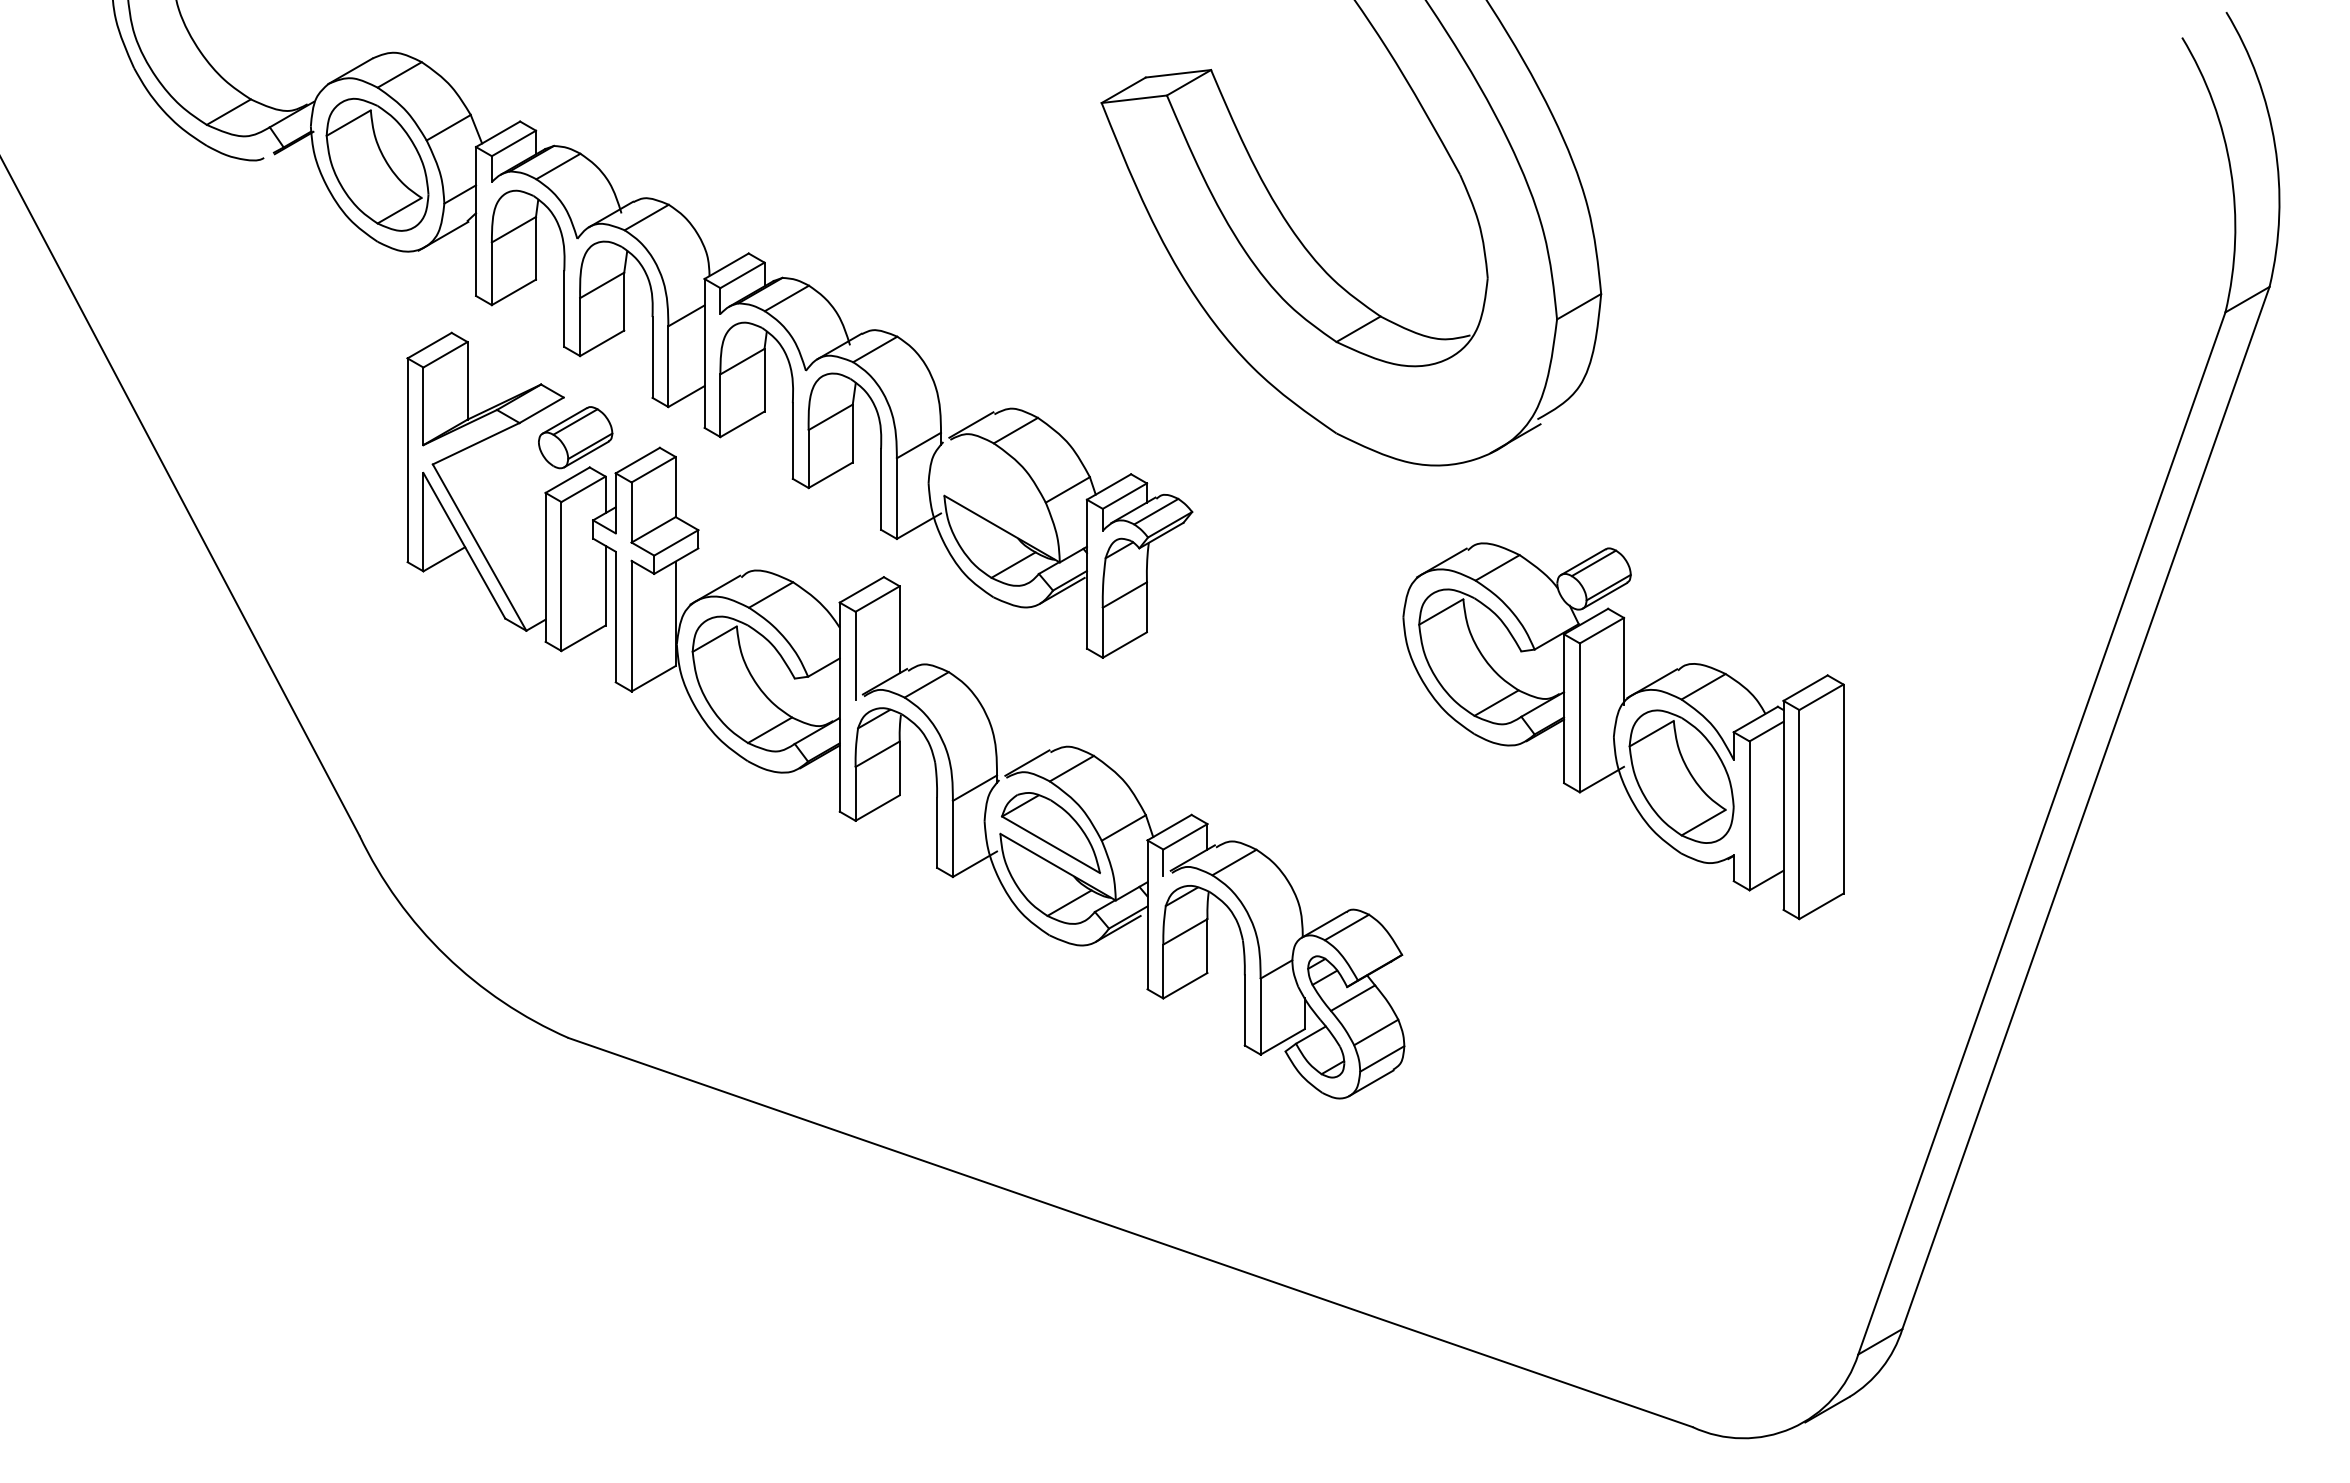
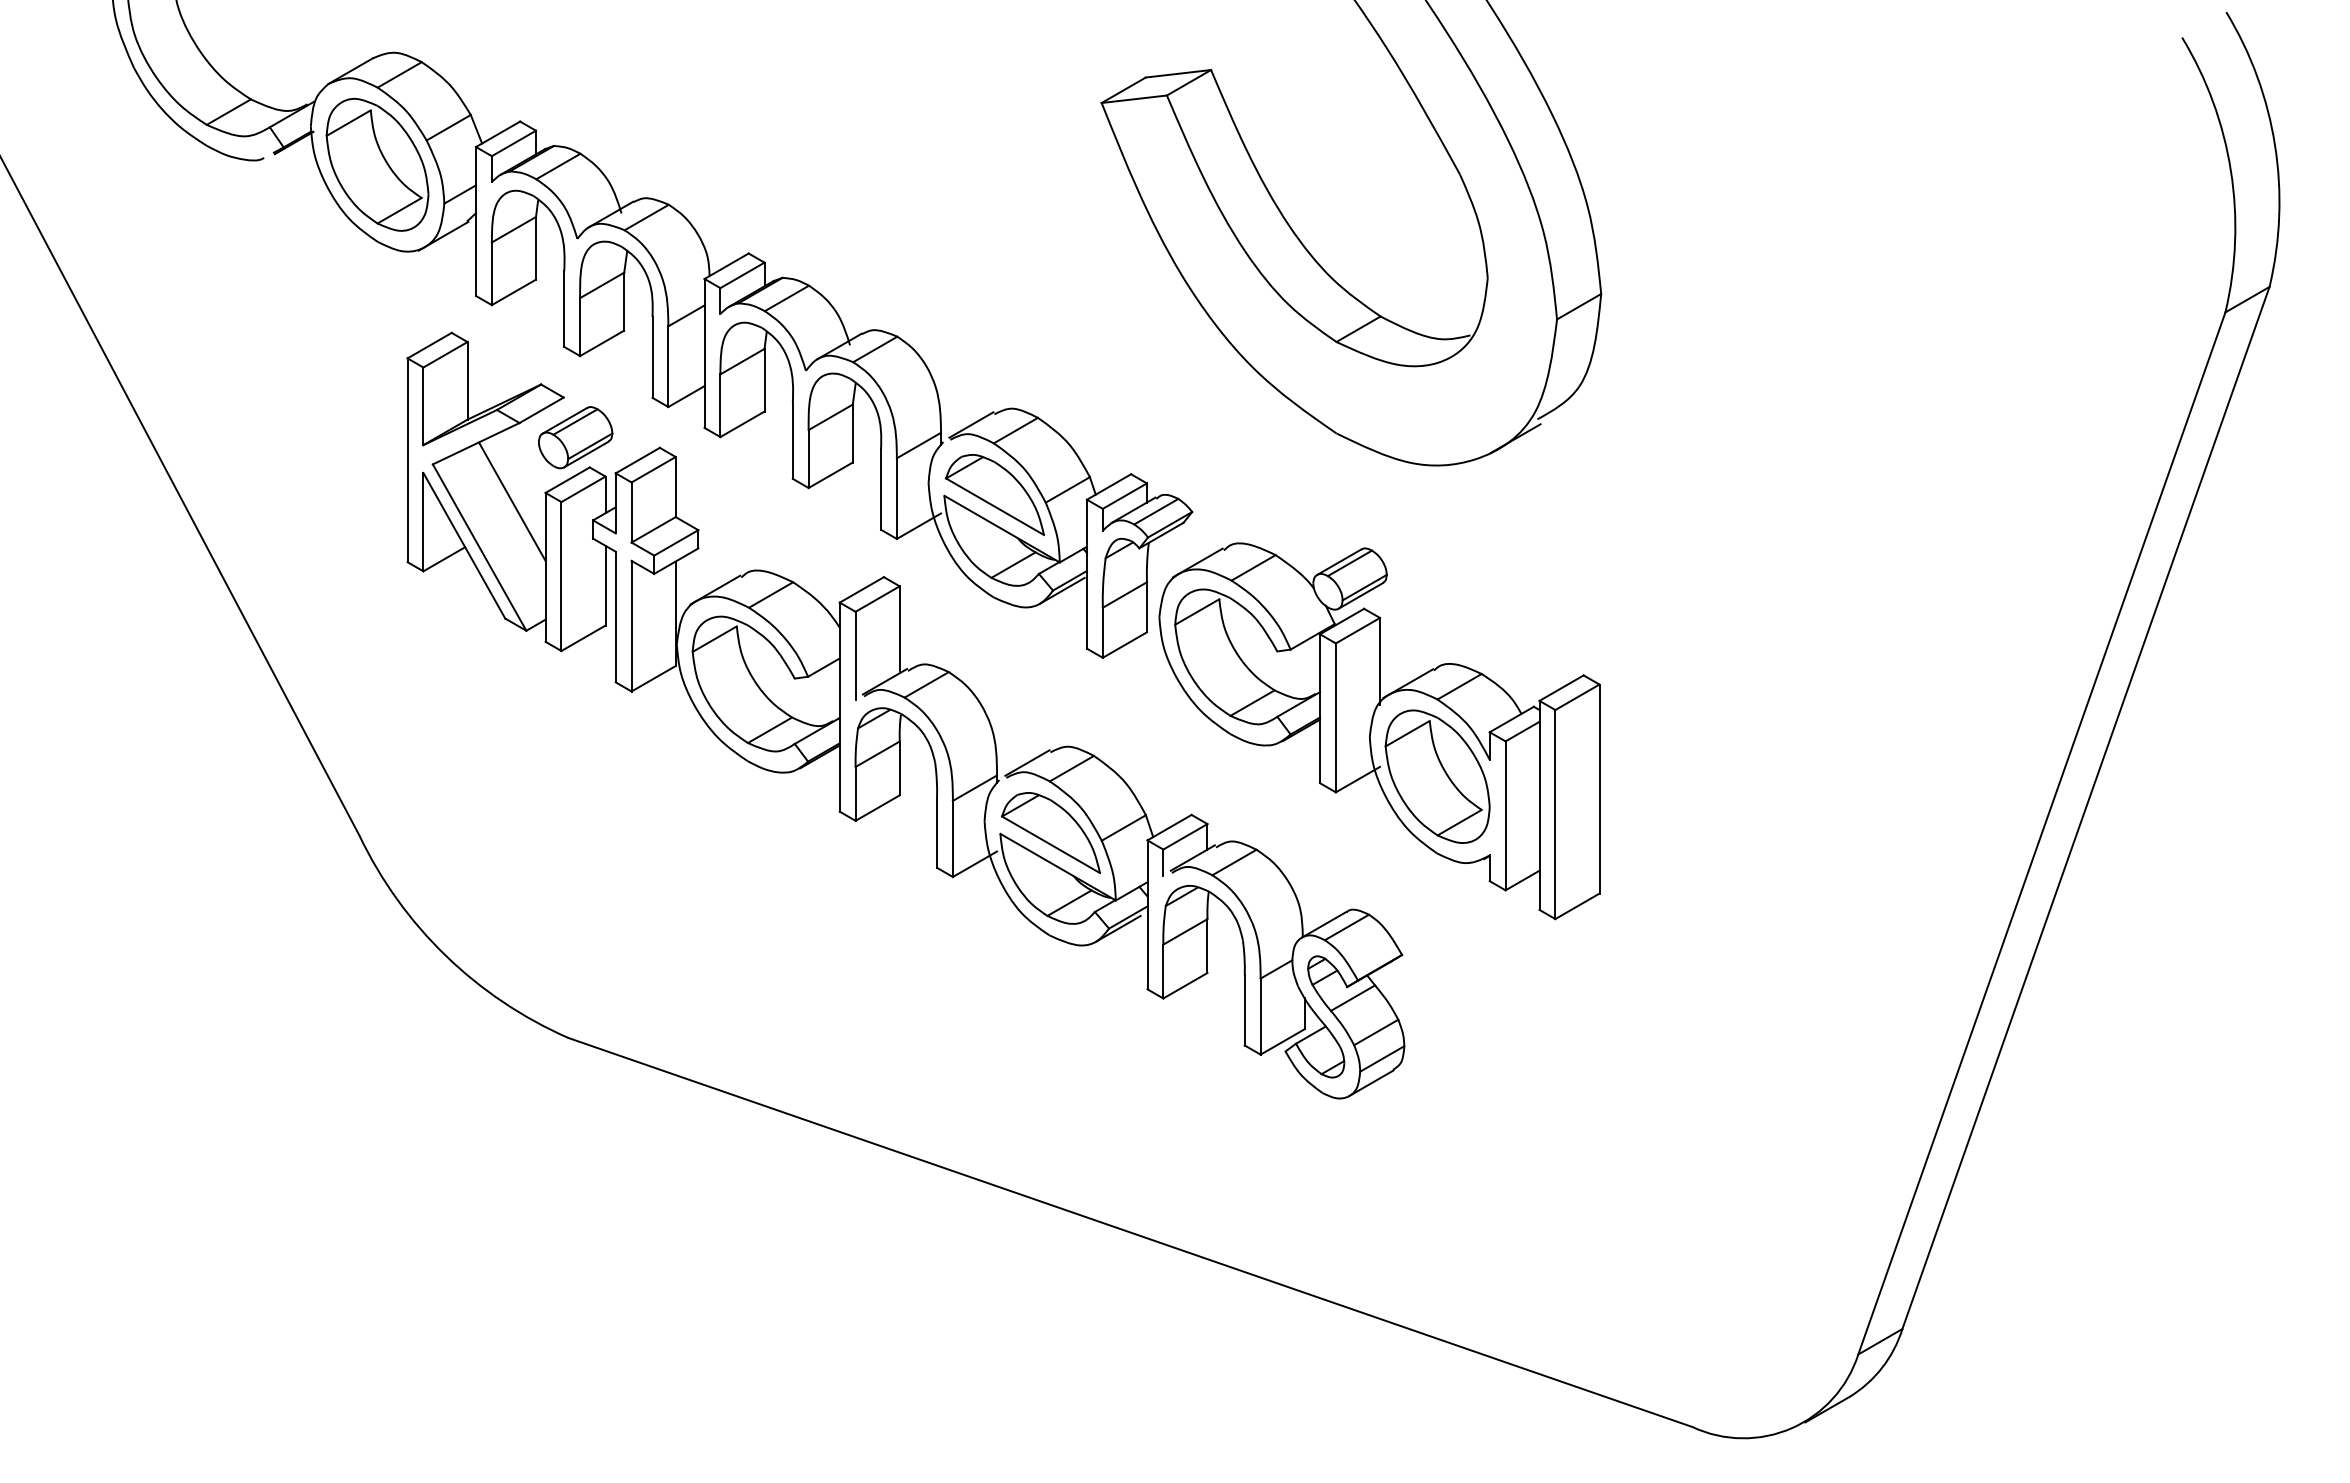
part: none -> present (994, 494)
line: none -> present (511, 501)
part position: (1623, 731) -> (1379, 731) (1379, 731)
